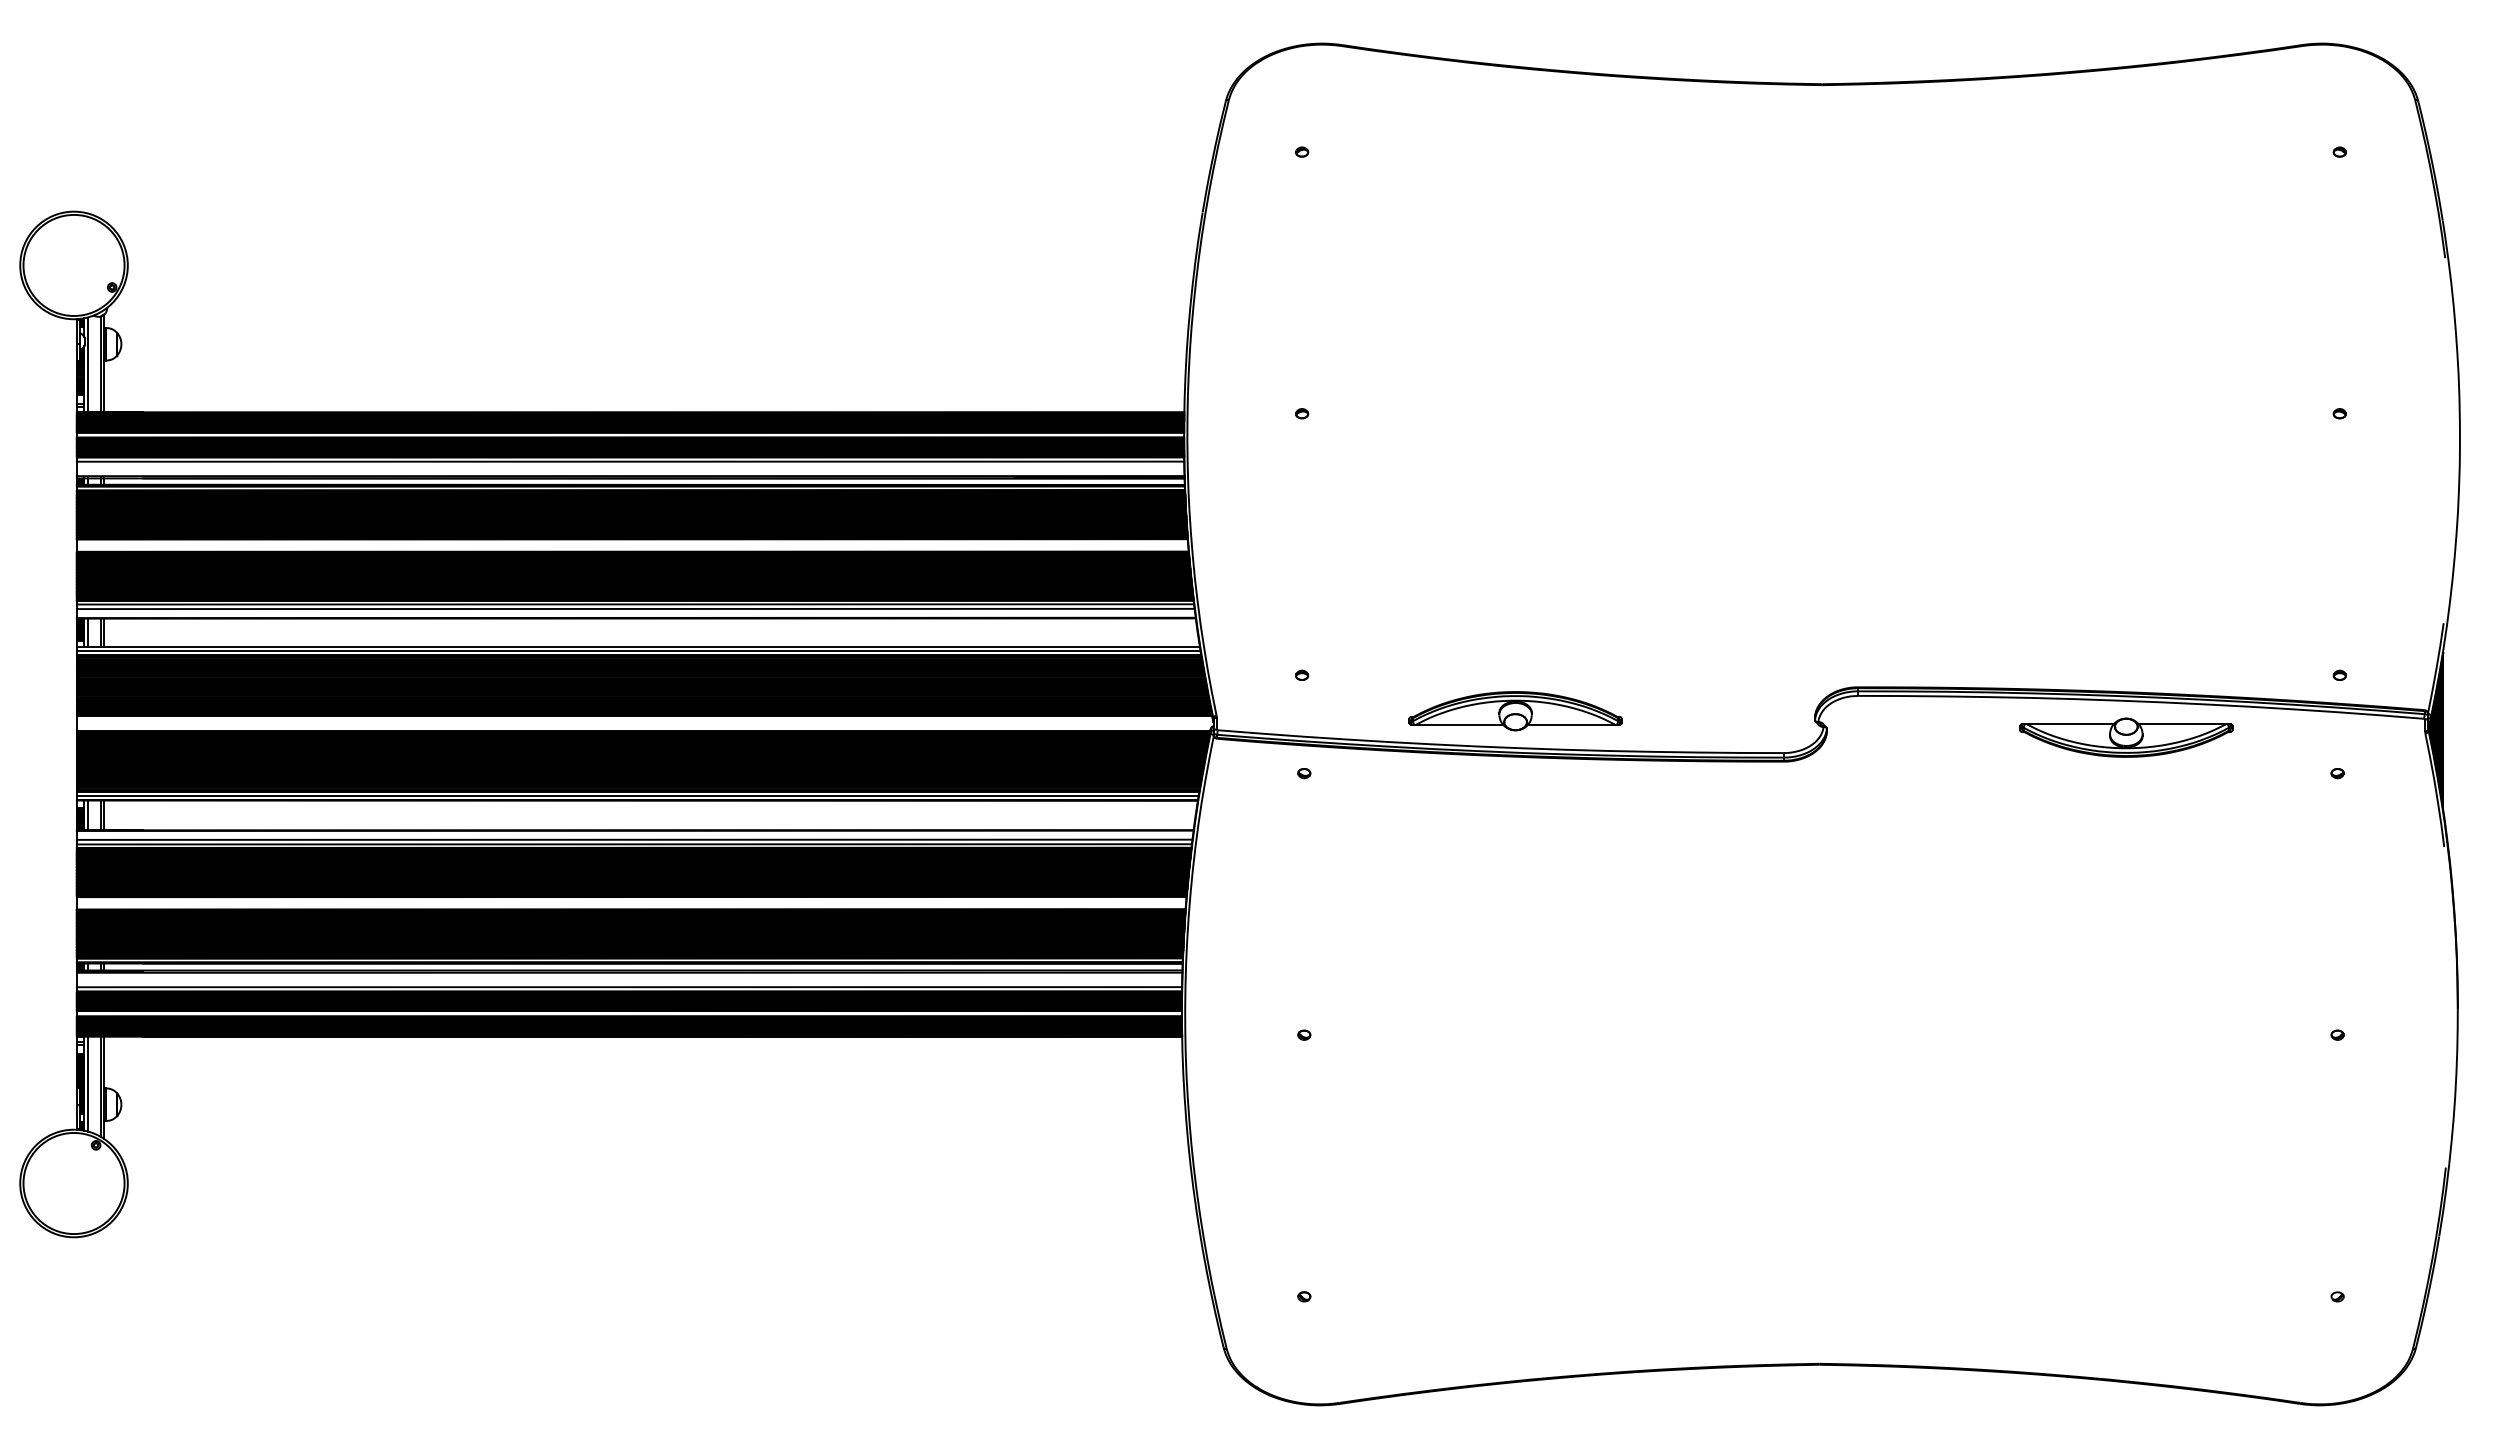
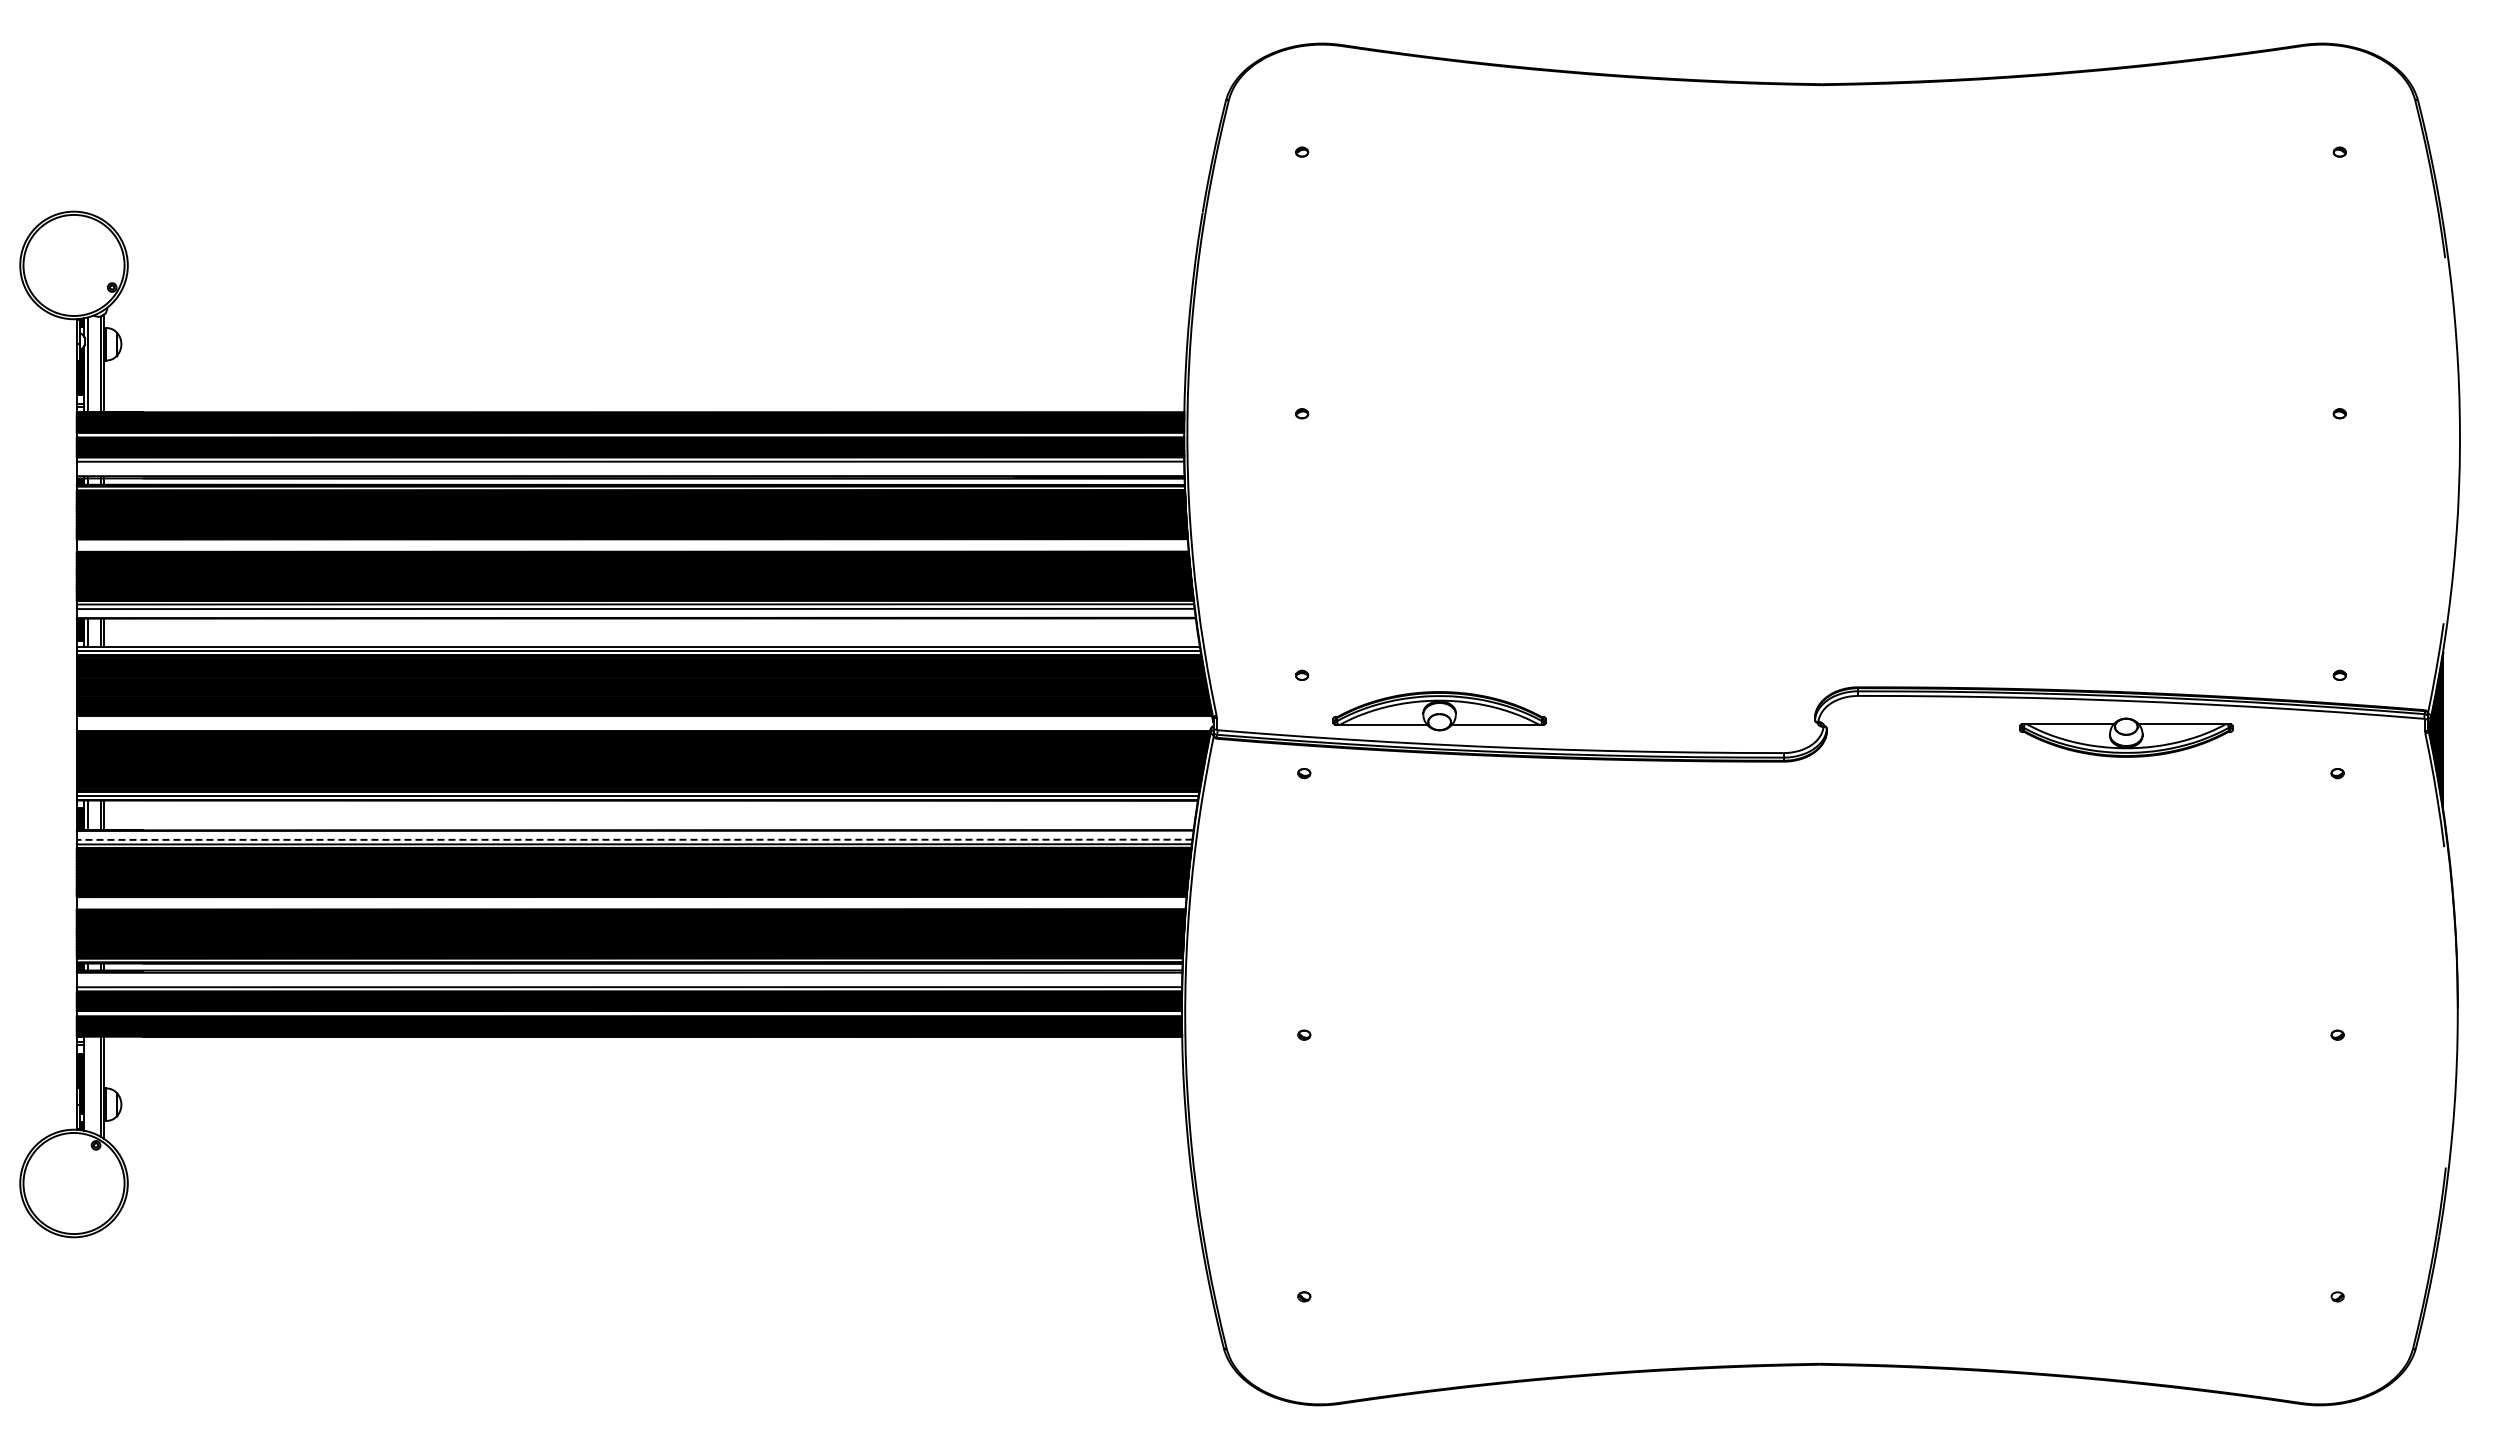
part position: (1515, 711) -> (1439, 711) (1439, 711)
line: solid -> dashed (634, 839)
line: present -> none (87, 1083)
